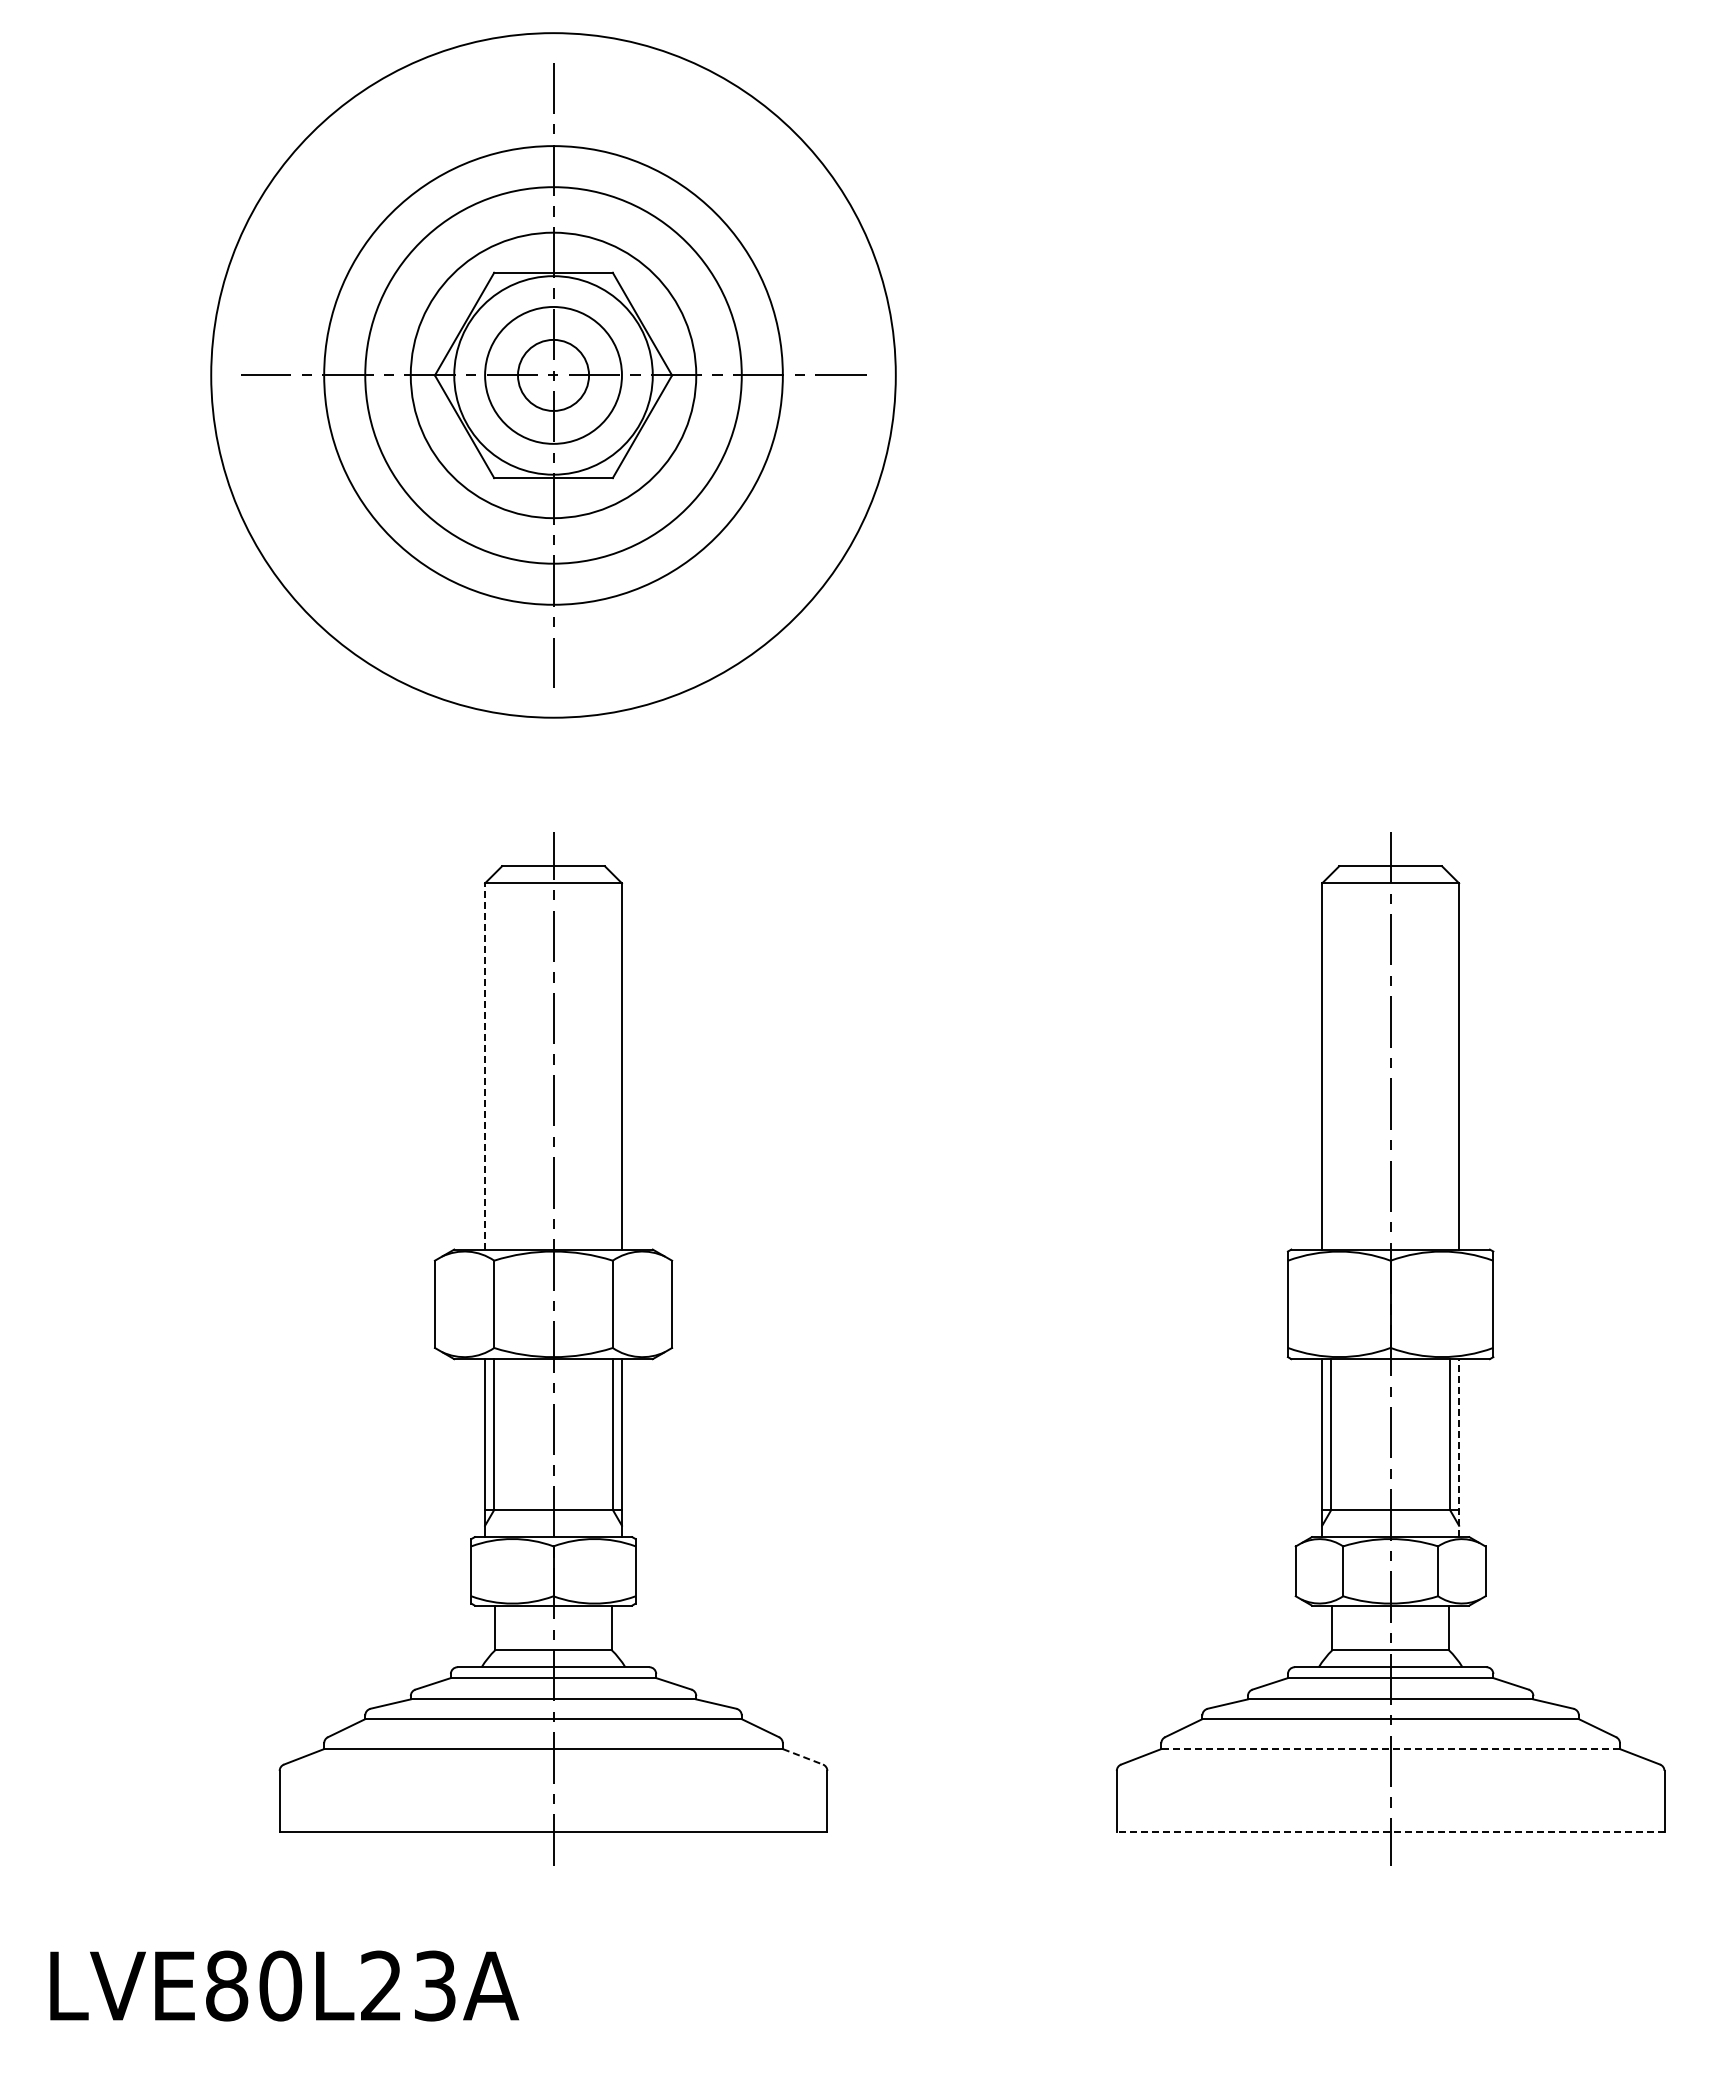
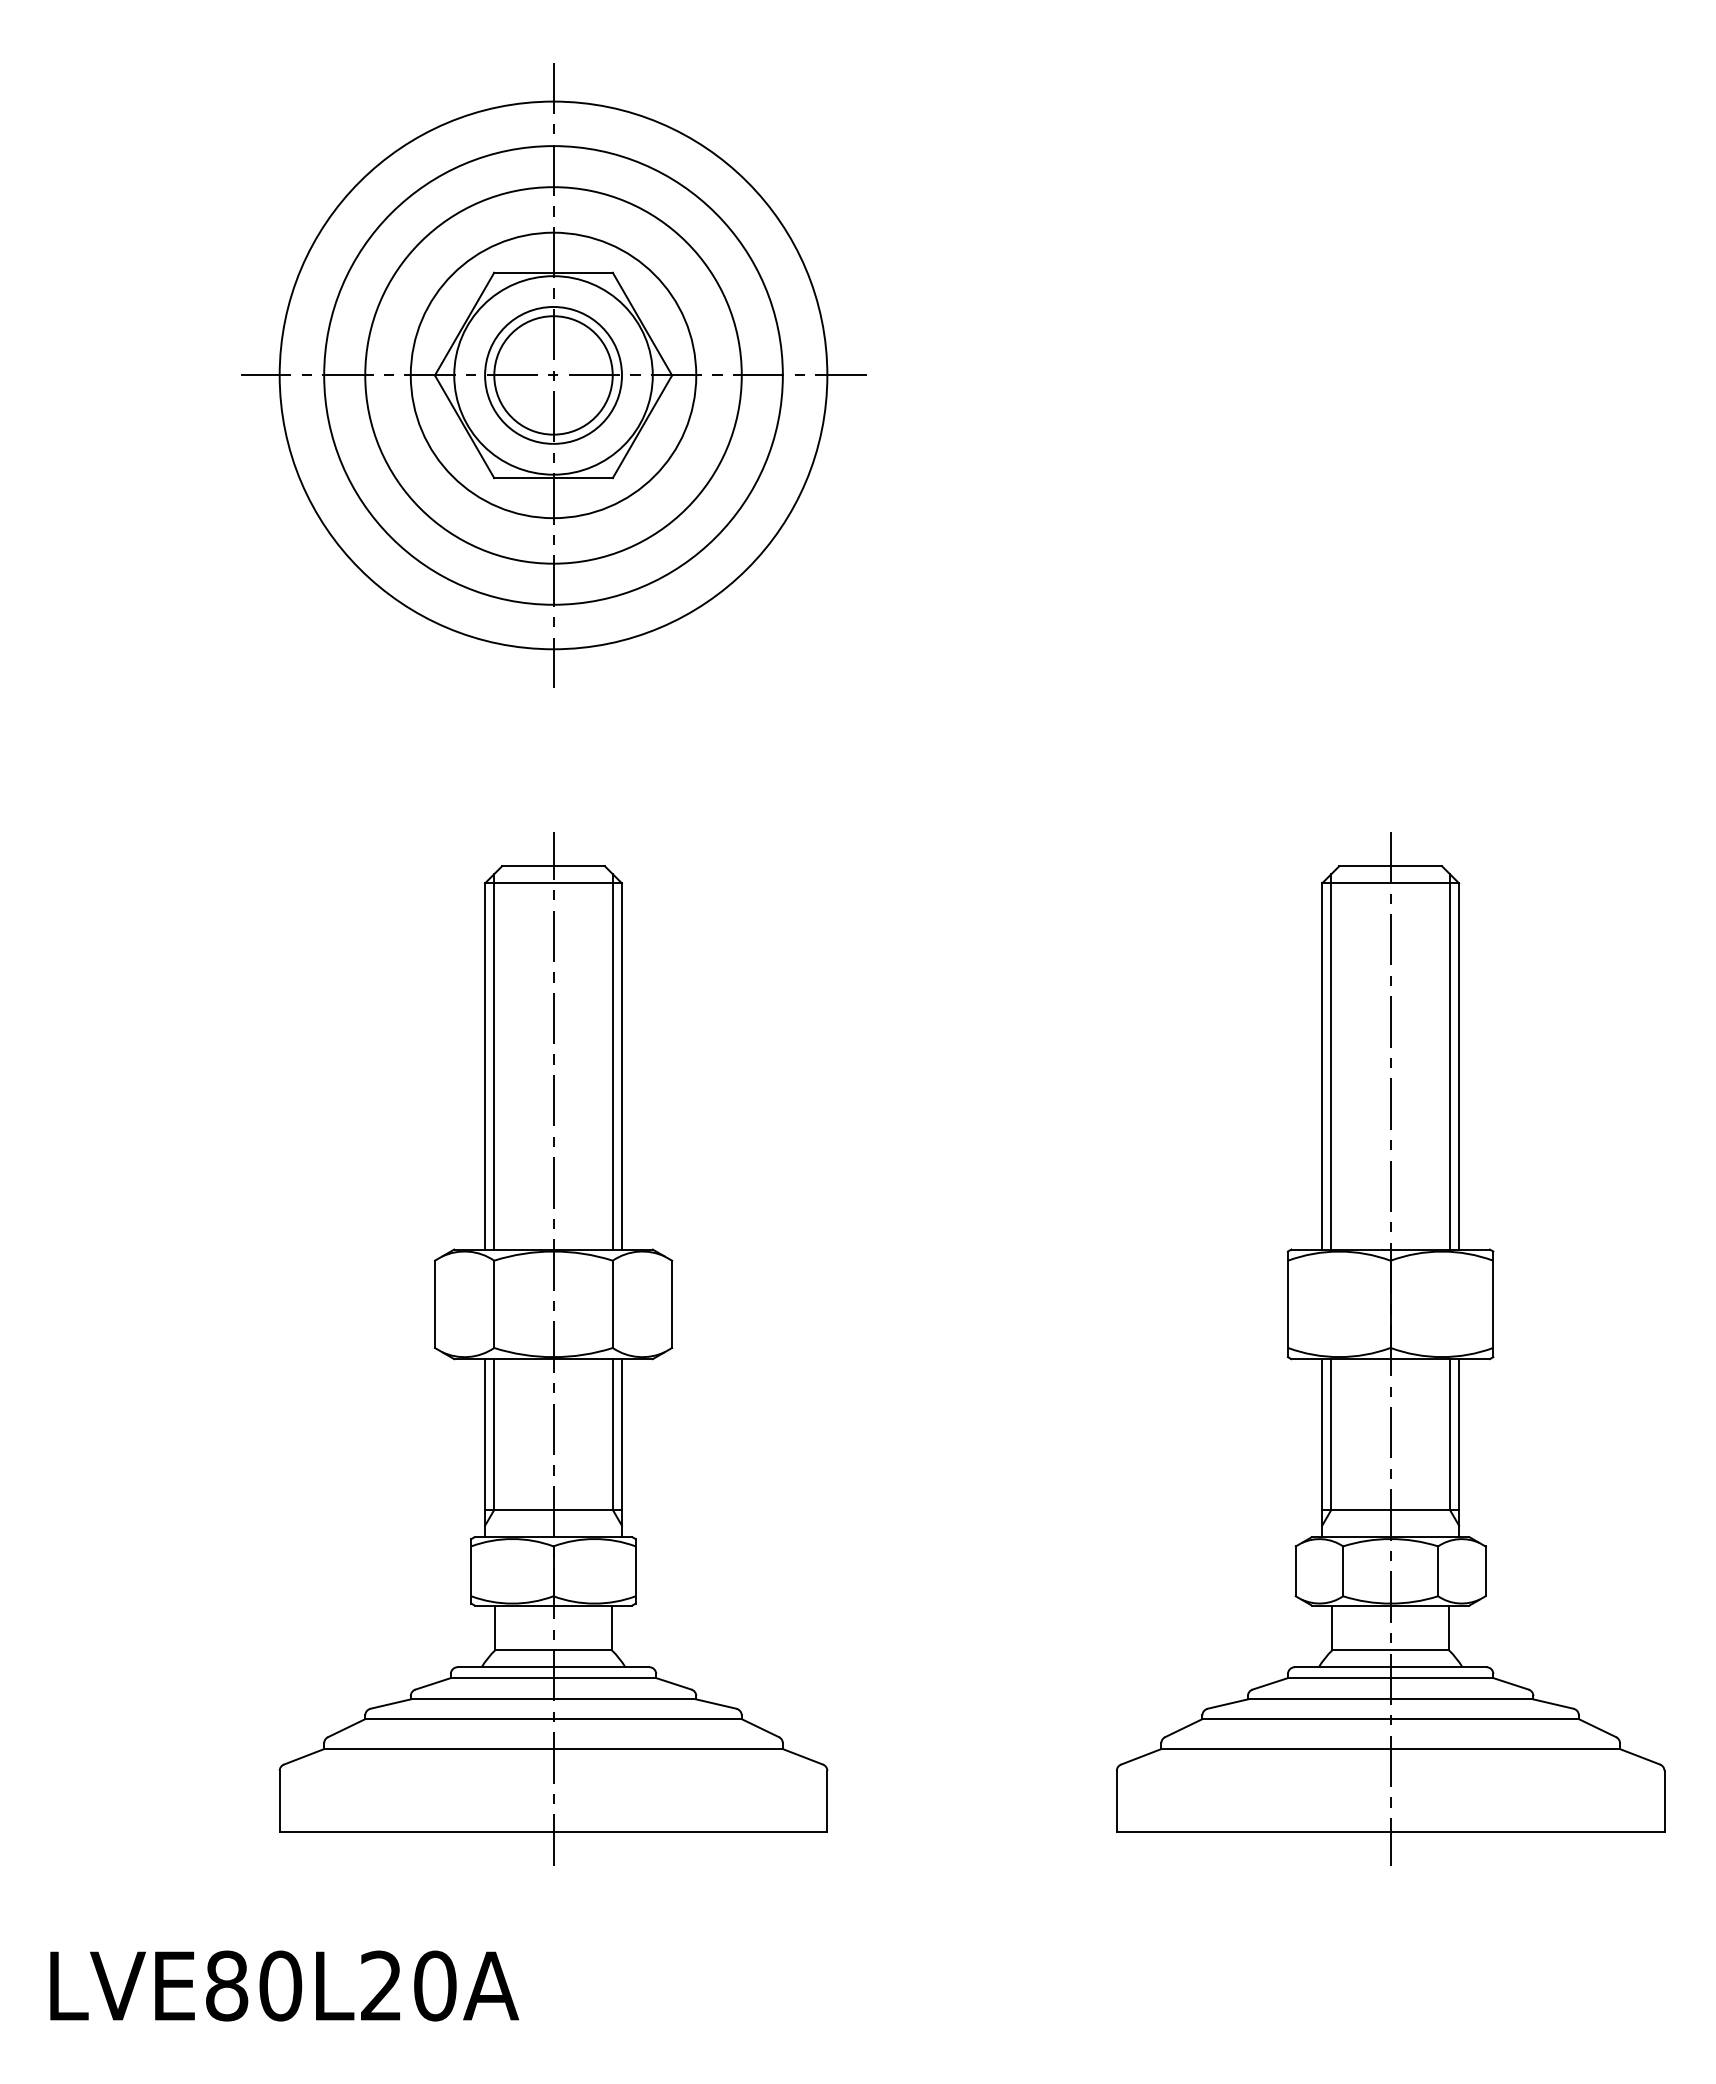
circle diameter: 71 px -> 118 px (553, 375)
circle diameter: 685 px -> 548 px (553, 375)
line: none -> present (494, 1061)
line: none -> present (612, 1061)
line: none -> present (1331, 1061)
line: none -> present (1449, 1061)
line: dashed -> solid (485, 1065)
line: dashed -> solid (1459, 1448)
line: dashed -> solid (1390, 1749)
line: dashed -> solid (803, 1757)
line: dashed -> solid (1390, 1831)
text: LVE80L23A -> LVE80L20A (435, 1985)
